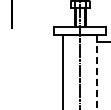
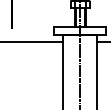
line: none -> present (32, 41)
line: dashed -> solid (97, 72)
